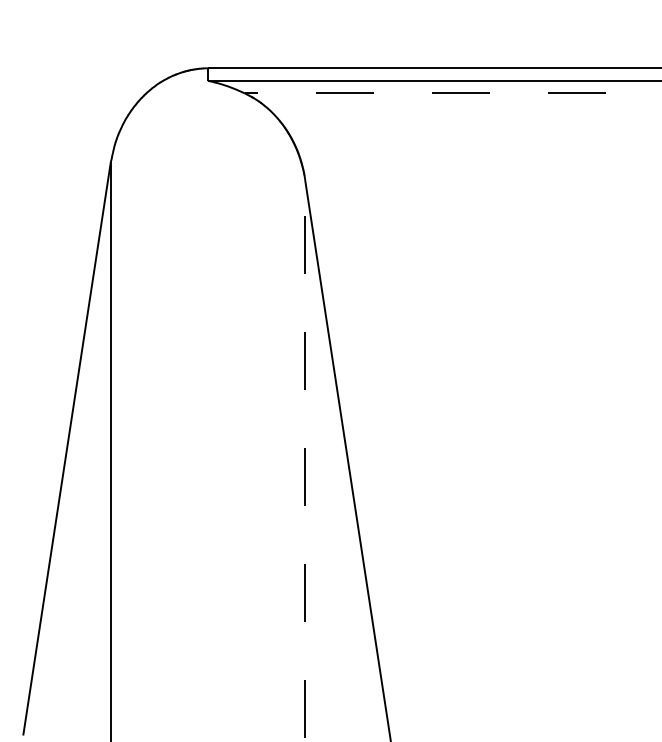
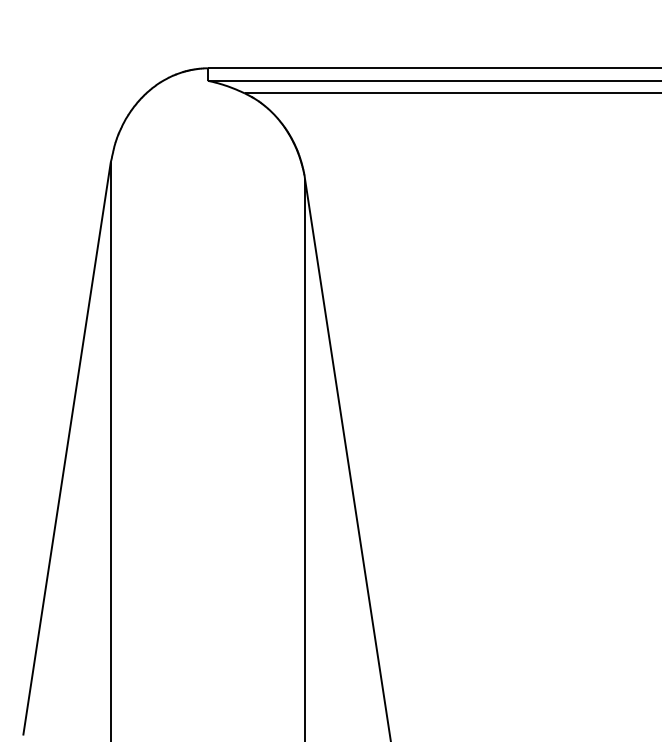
line: dashed -> solid (452, 93)
line: dashed -> solid (305, 460)
